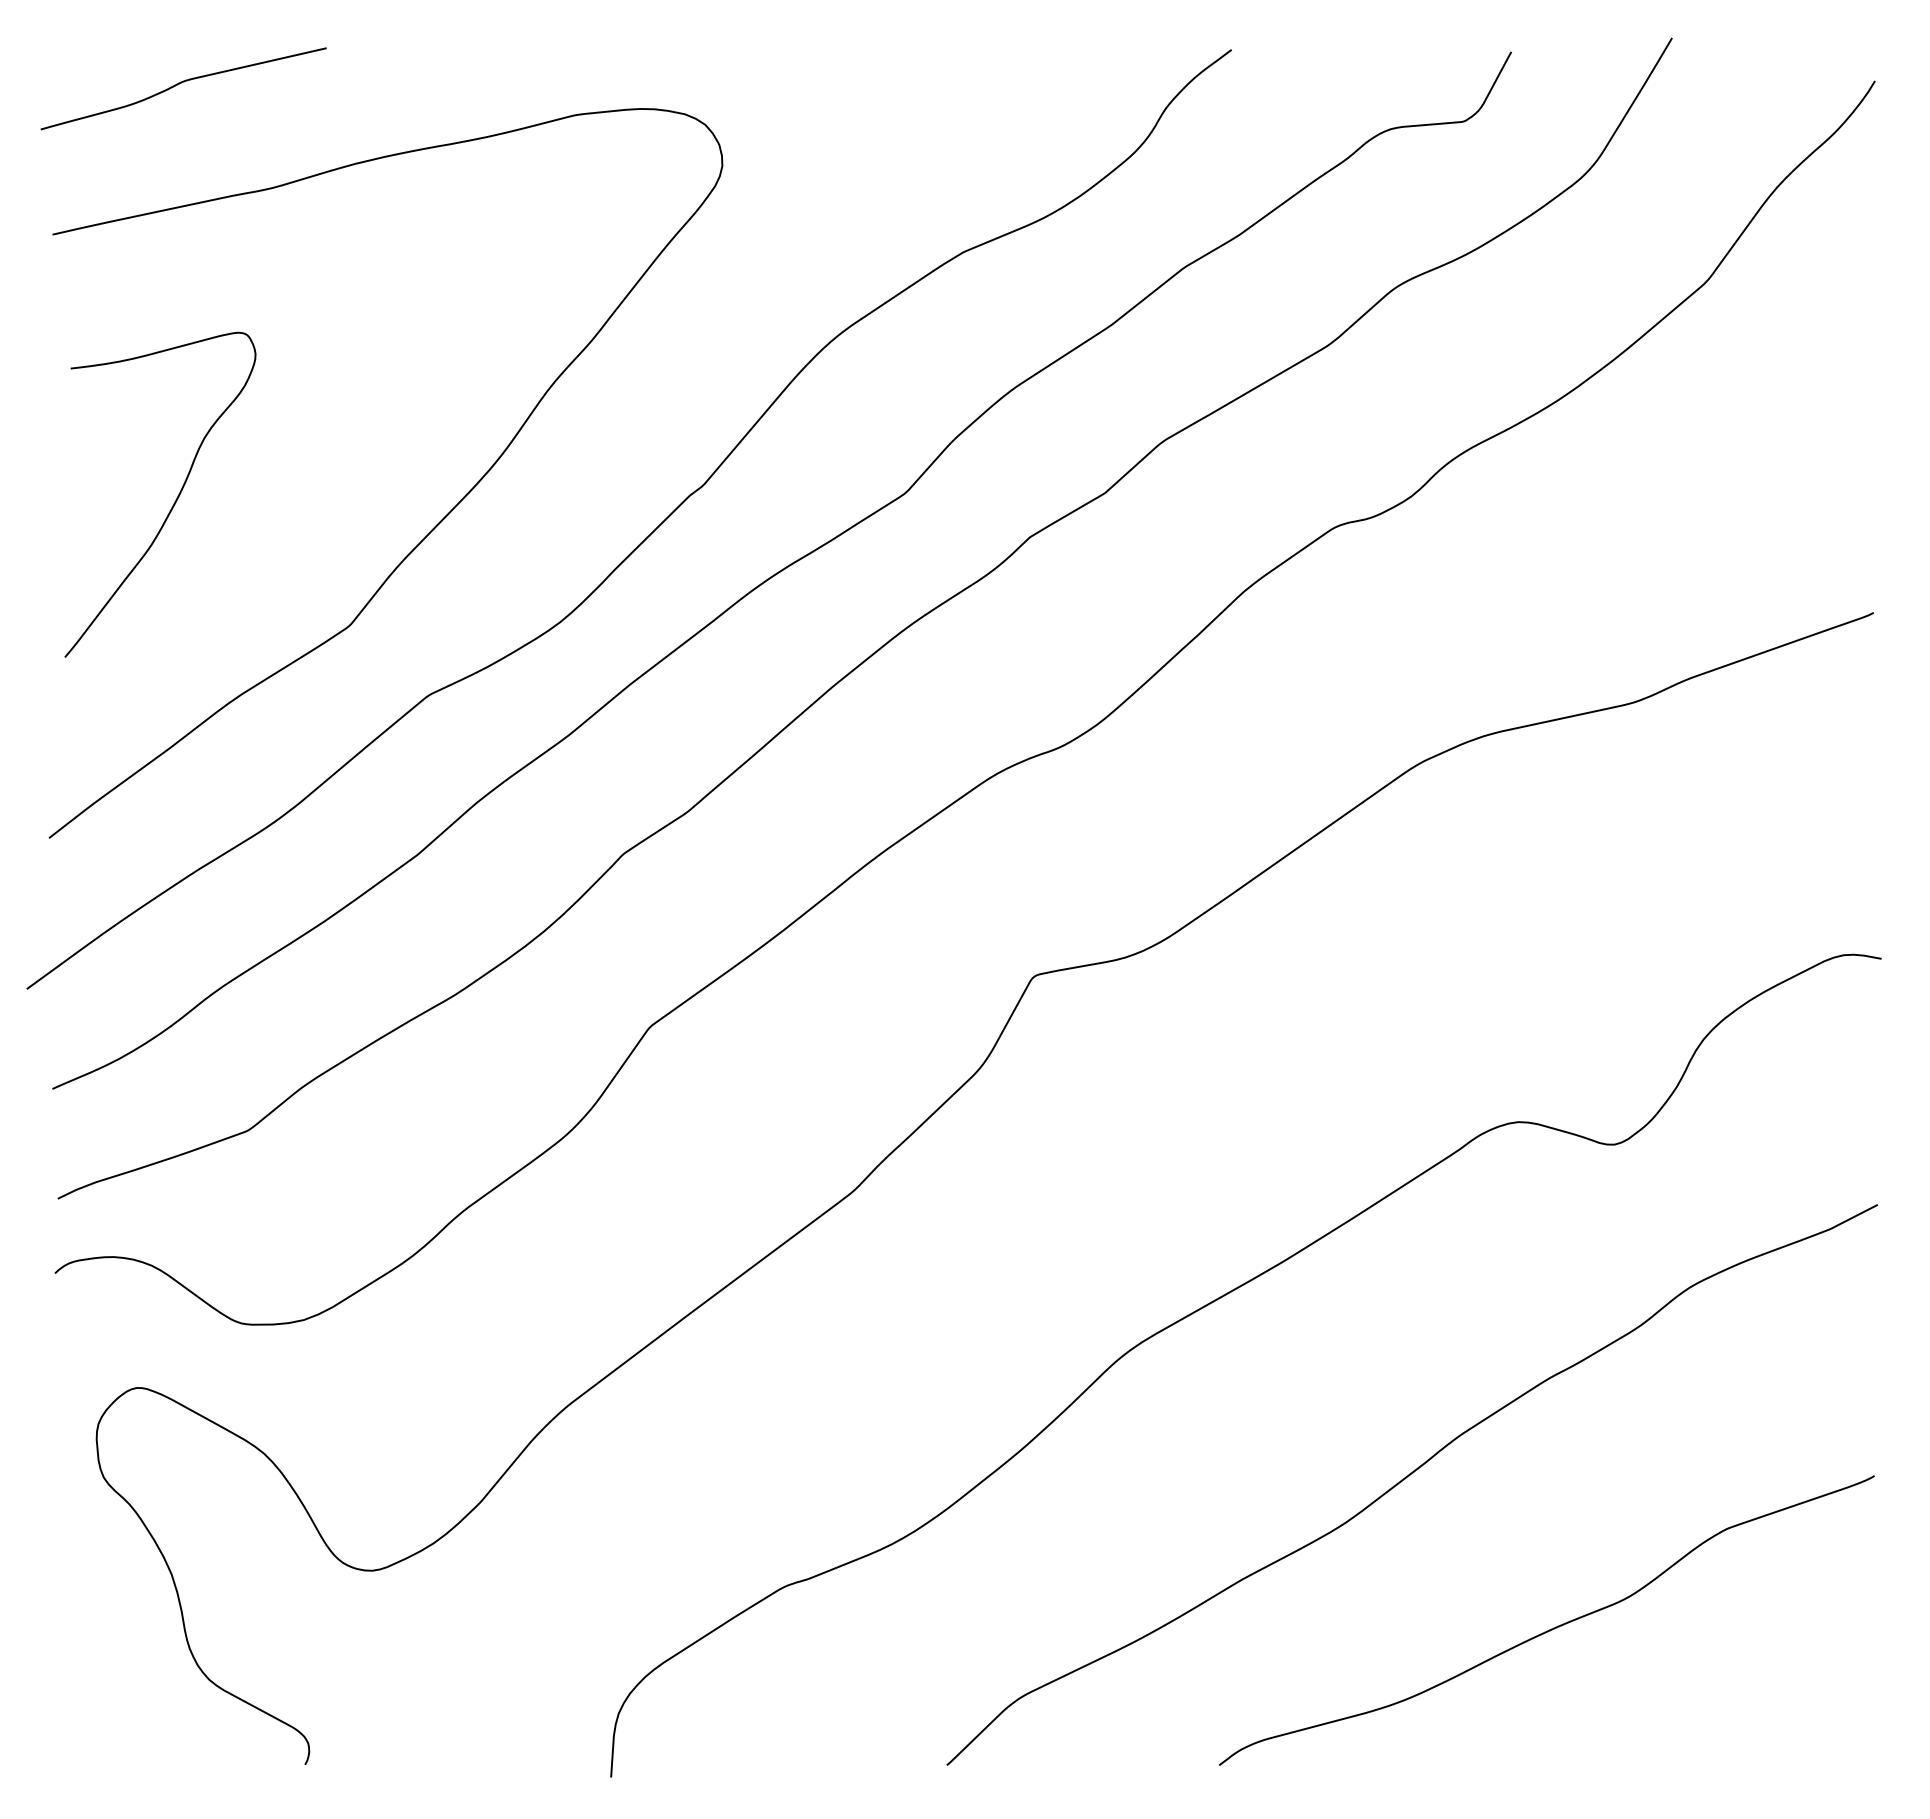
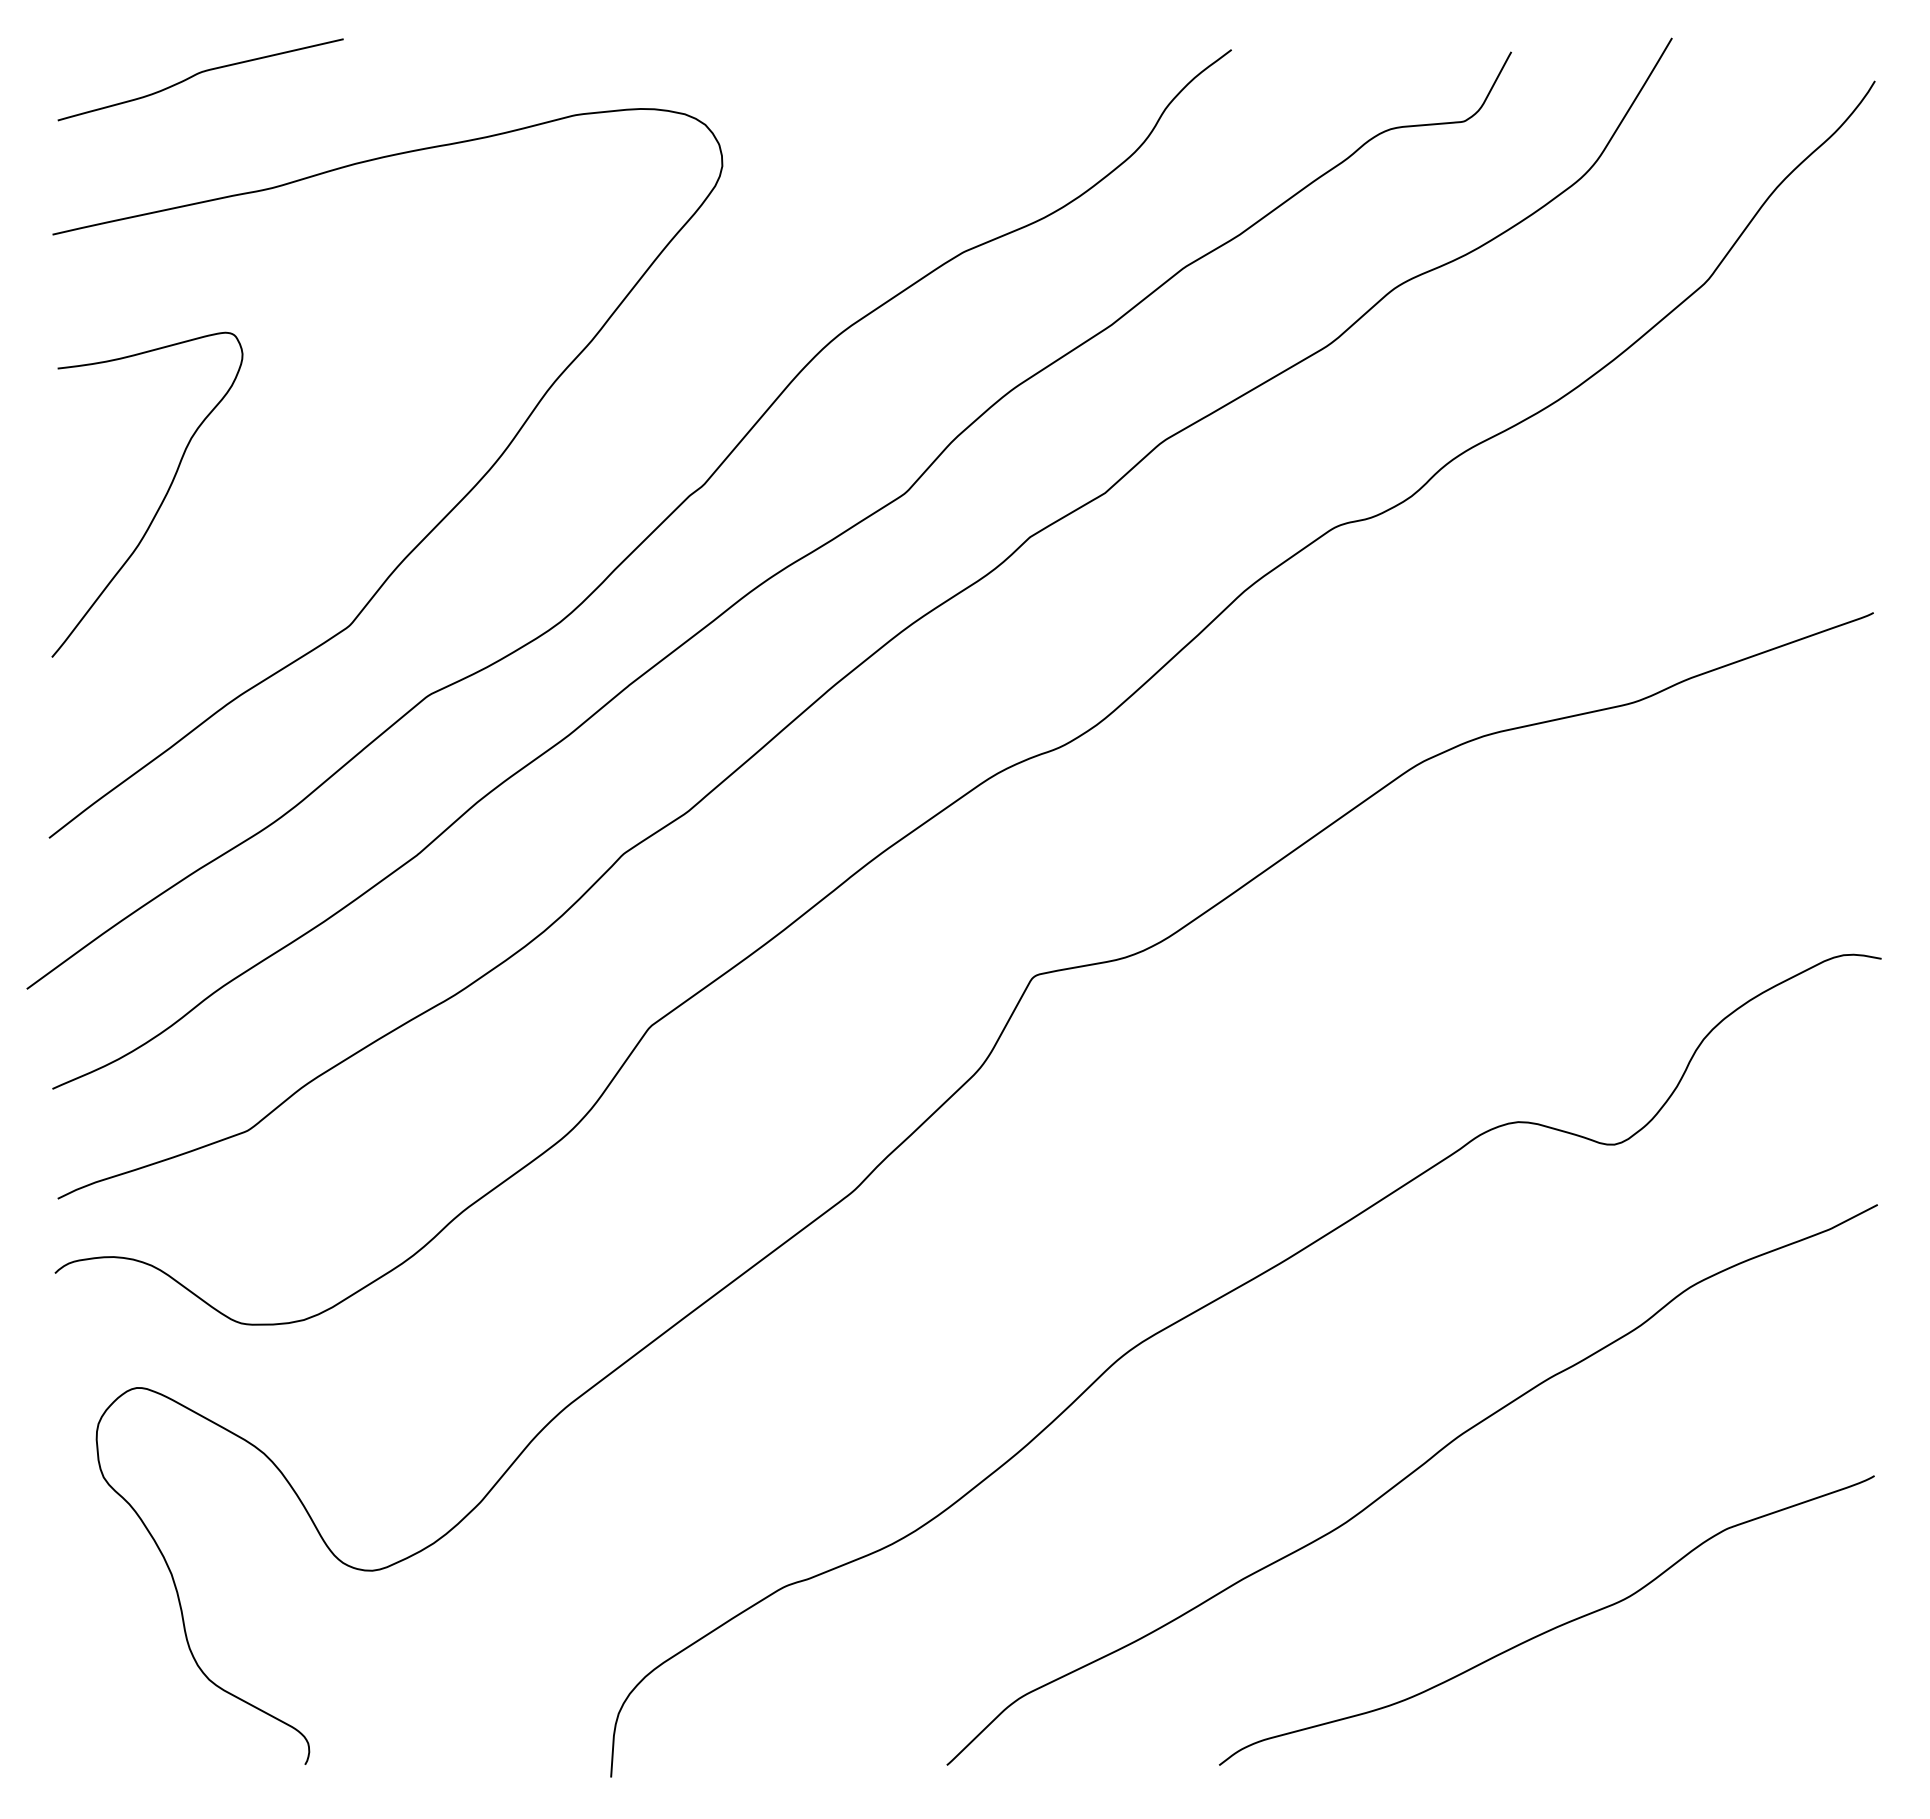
curve position: (181, 83) -> (198, 74) (198, 74)
curve position: (174, 501) -> (161, 501) (161, 501)
